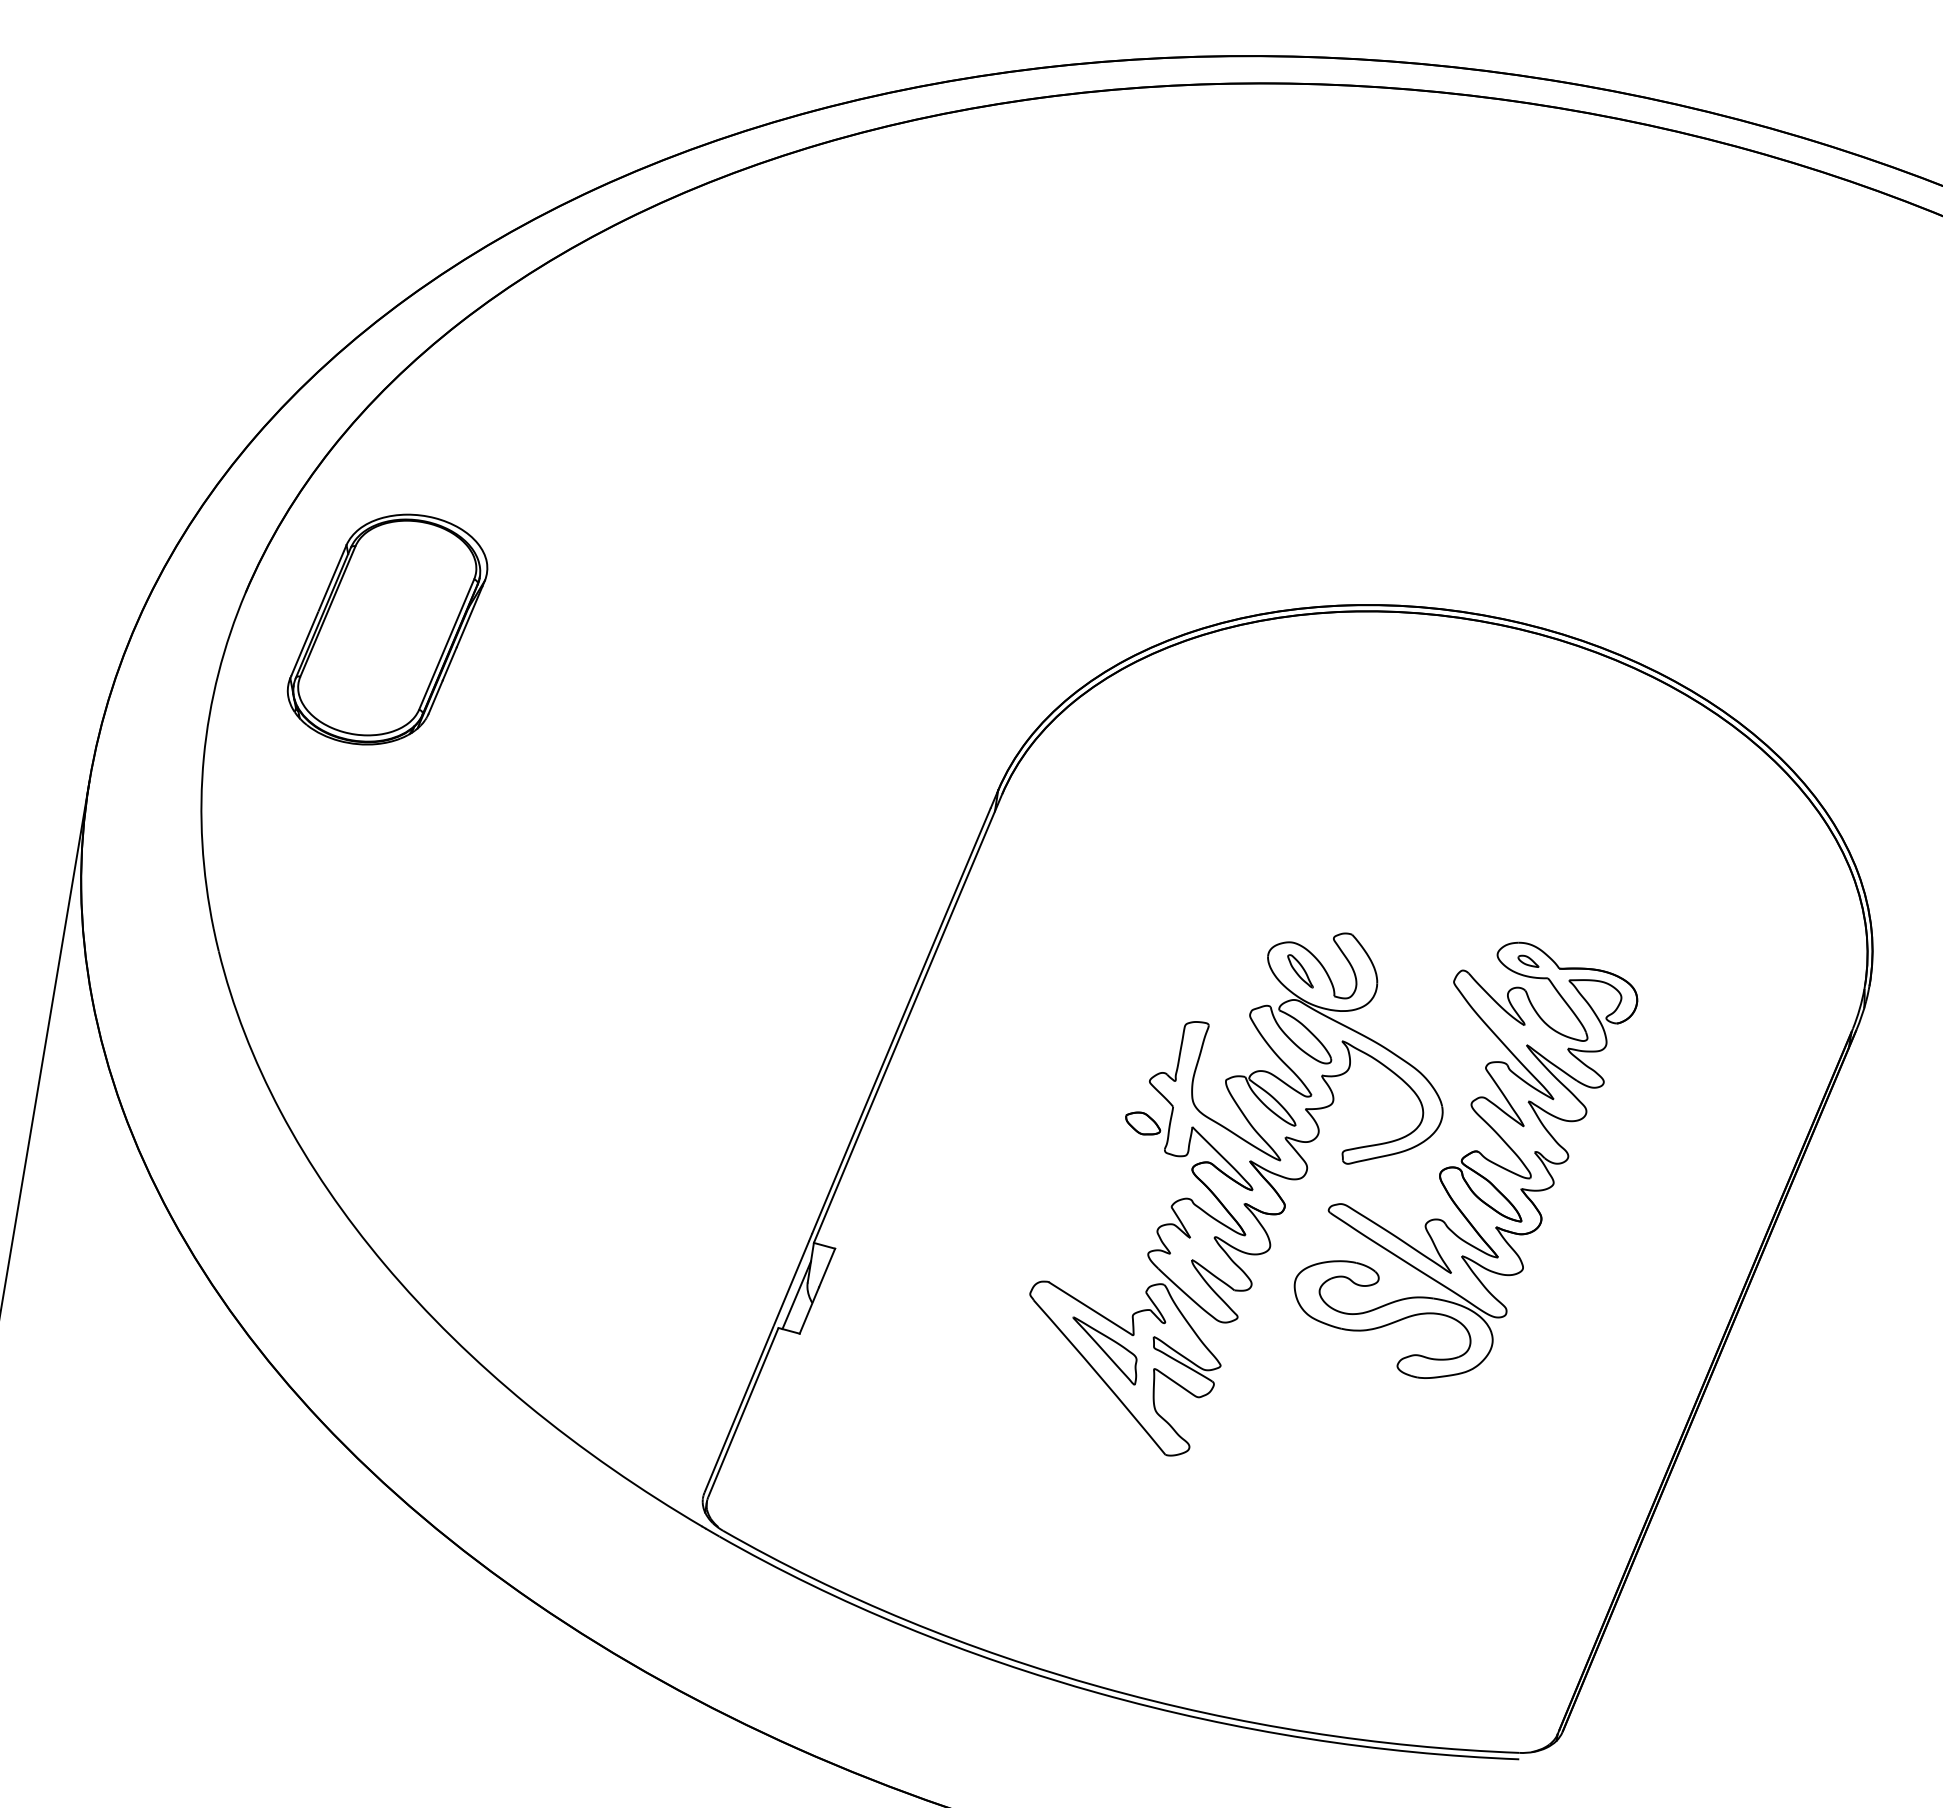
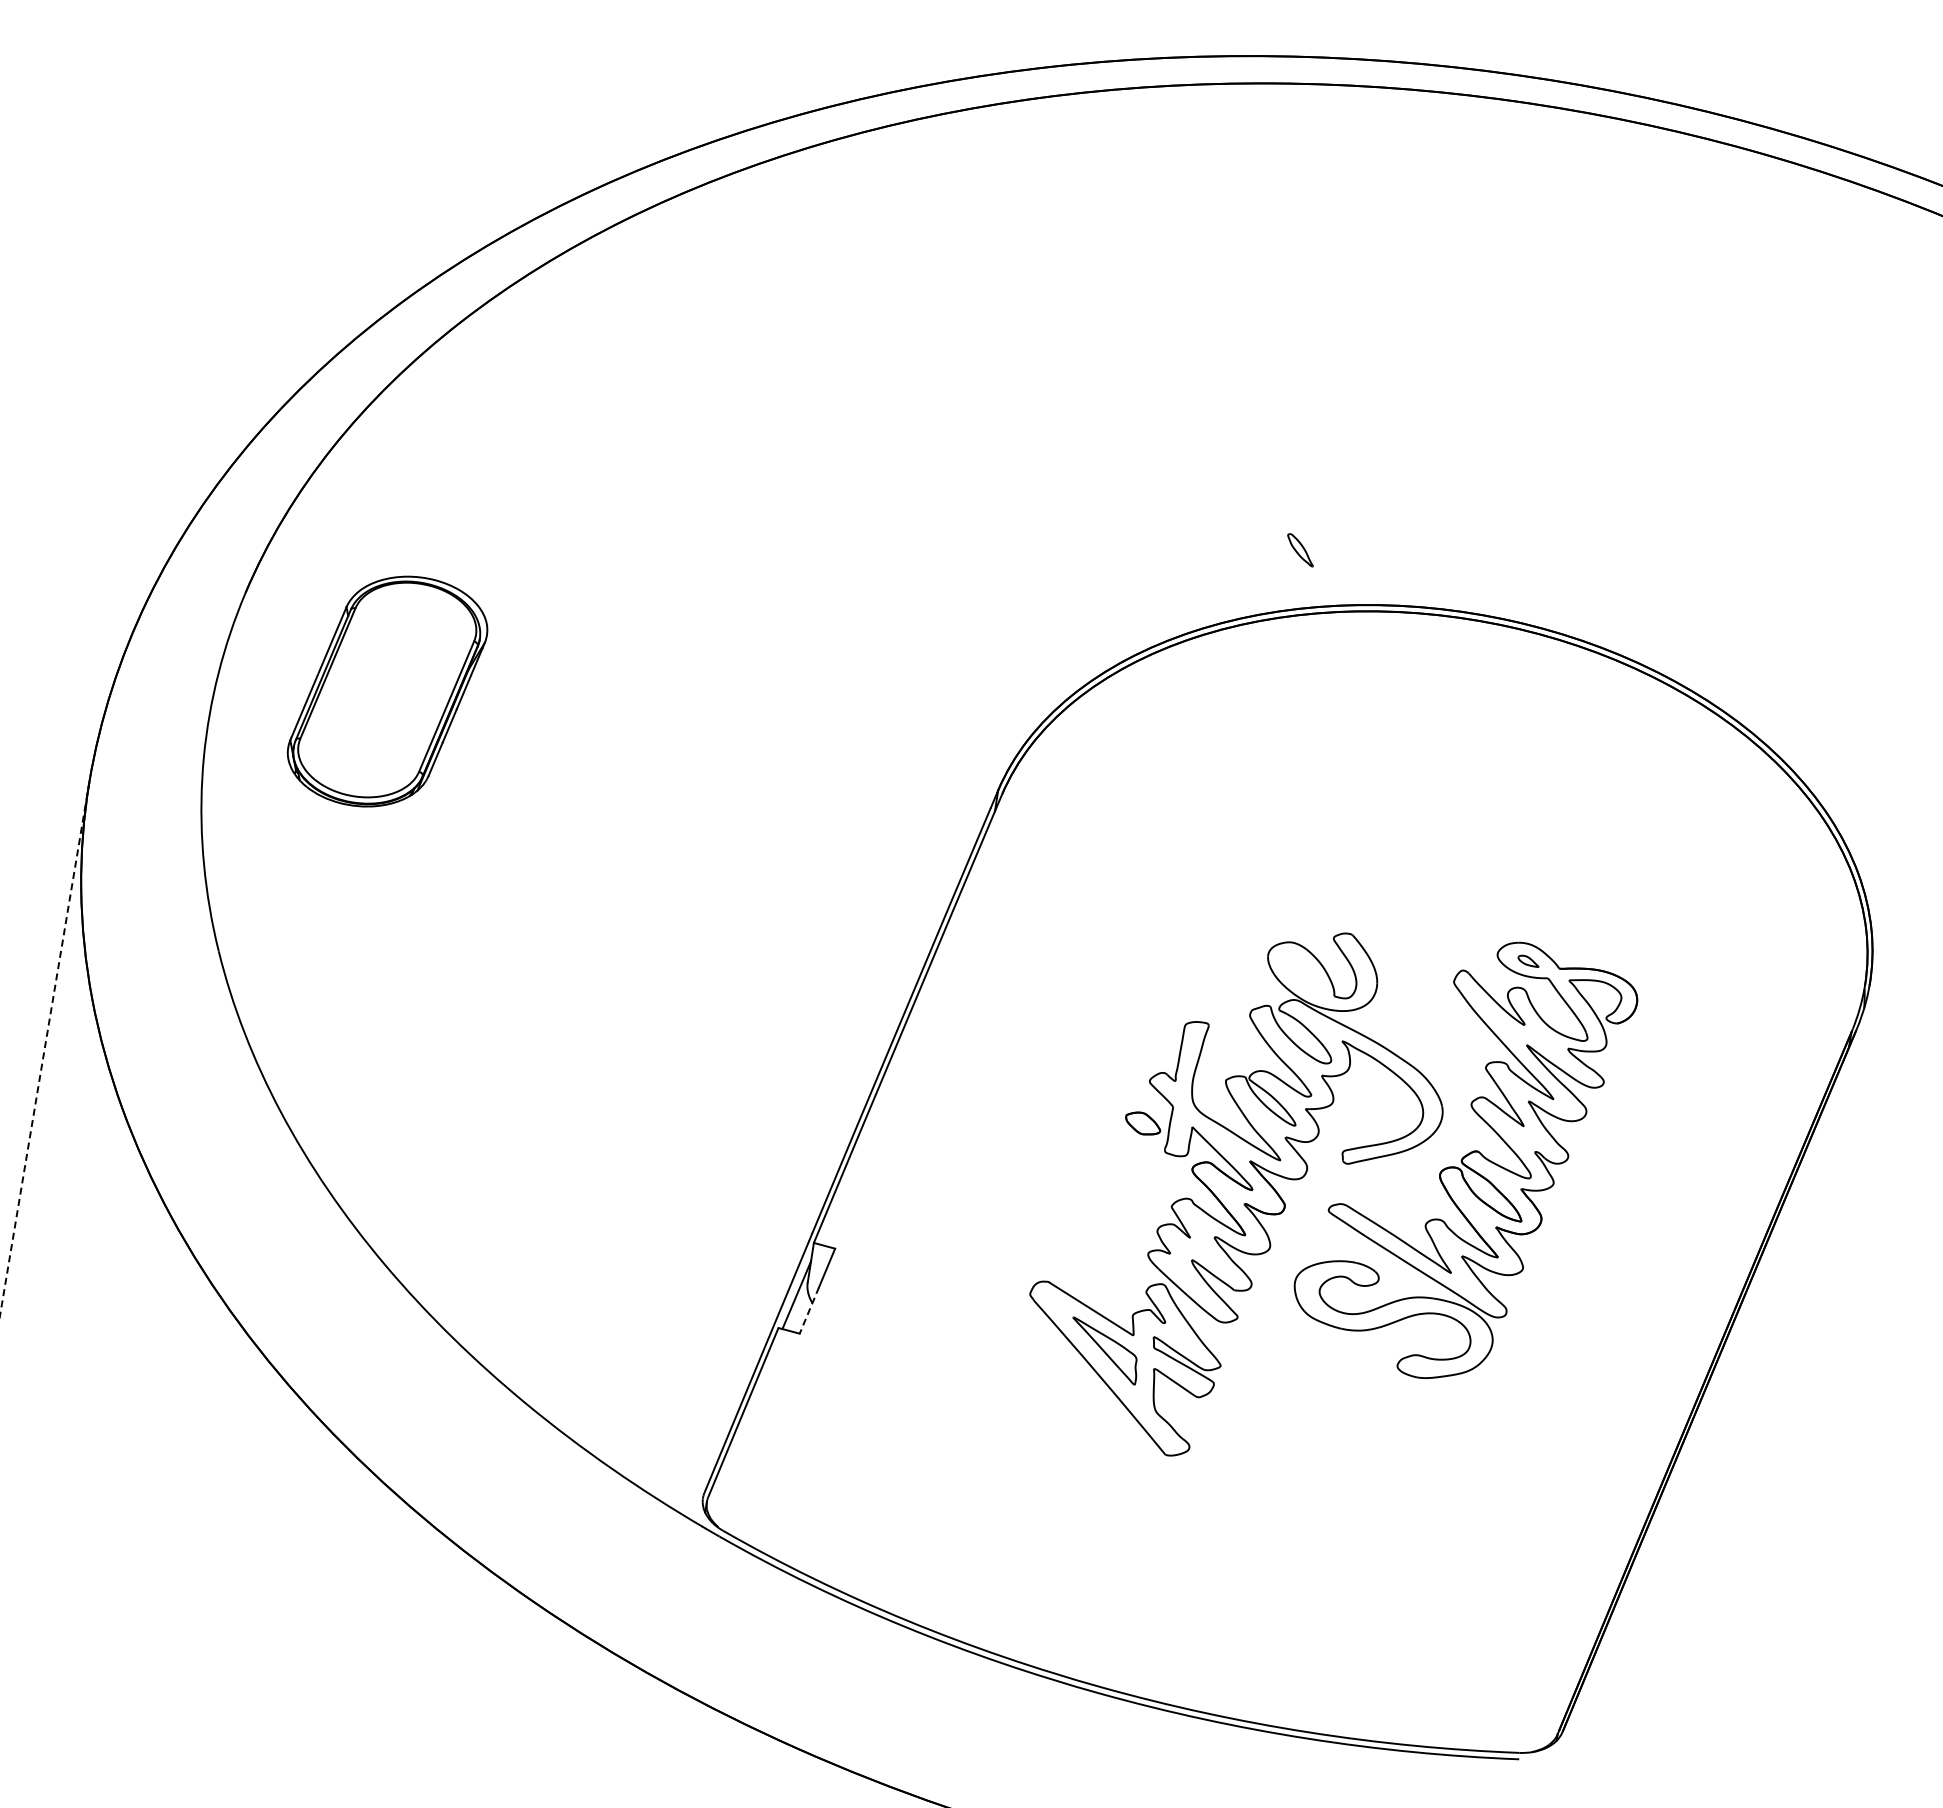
part position: (387, 629) -> (387, 691) (387, 691)
part position: (1300, 971) -> (1300, 550) (1300, 550)
line: solid -> dashed (44, 1049)
line: solid -> dashed (809, 1310)
